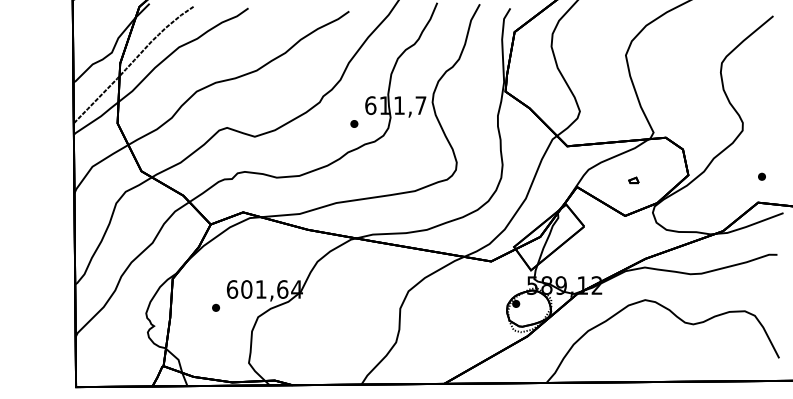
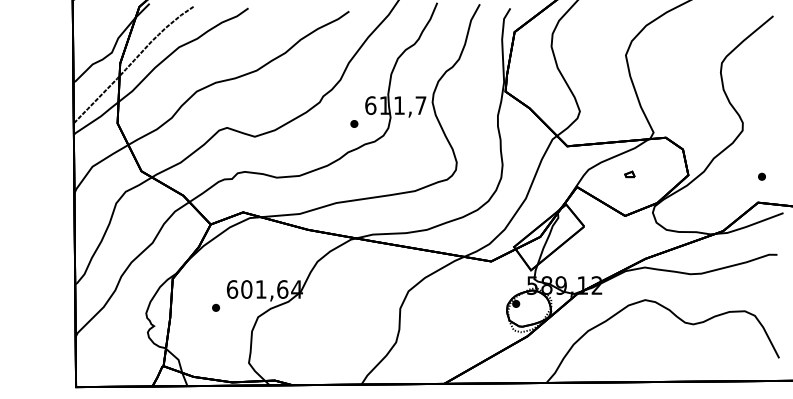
part position: (633, 180) -> (629, 174) (629, 174)
